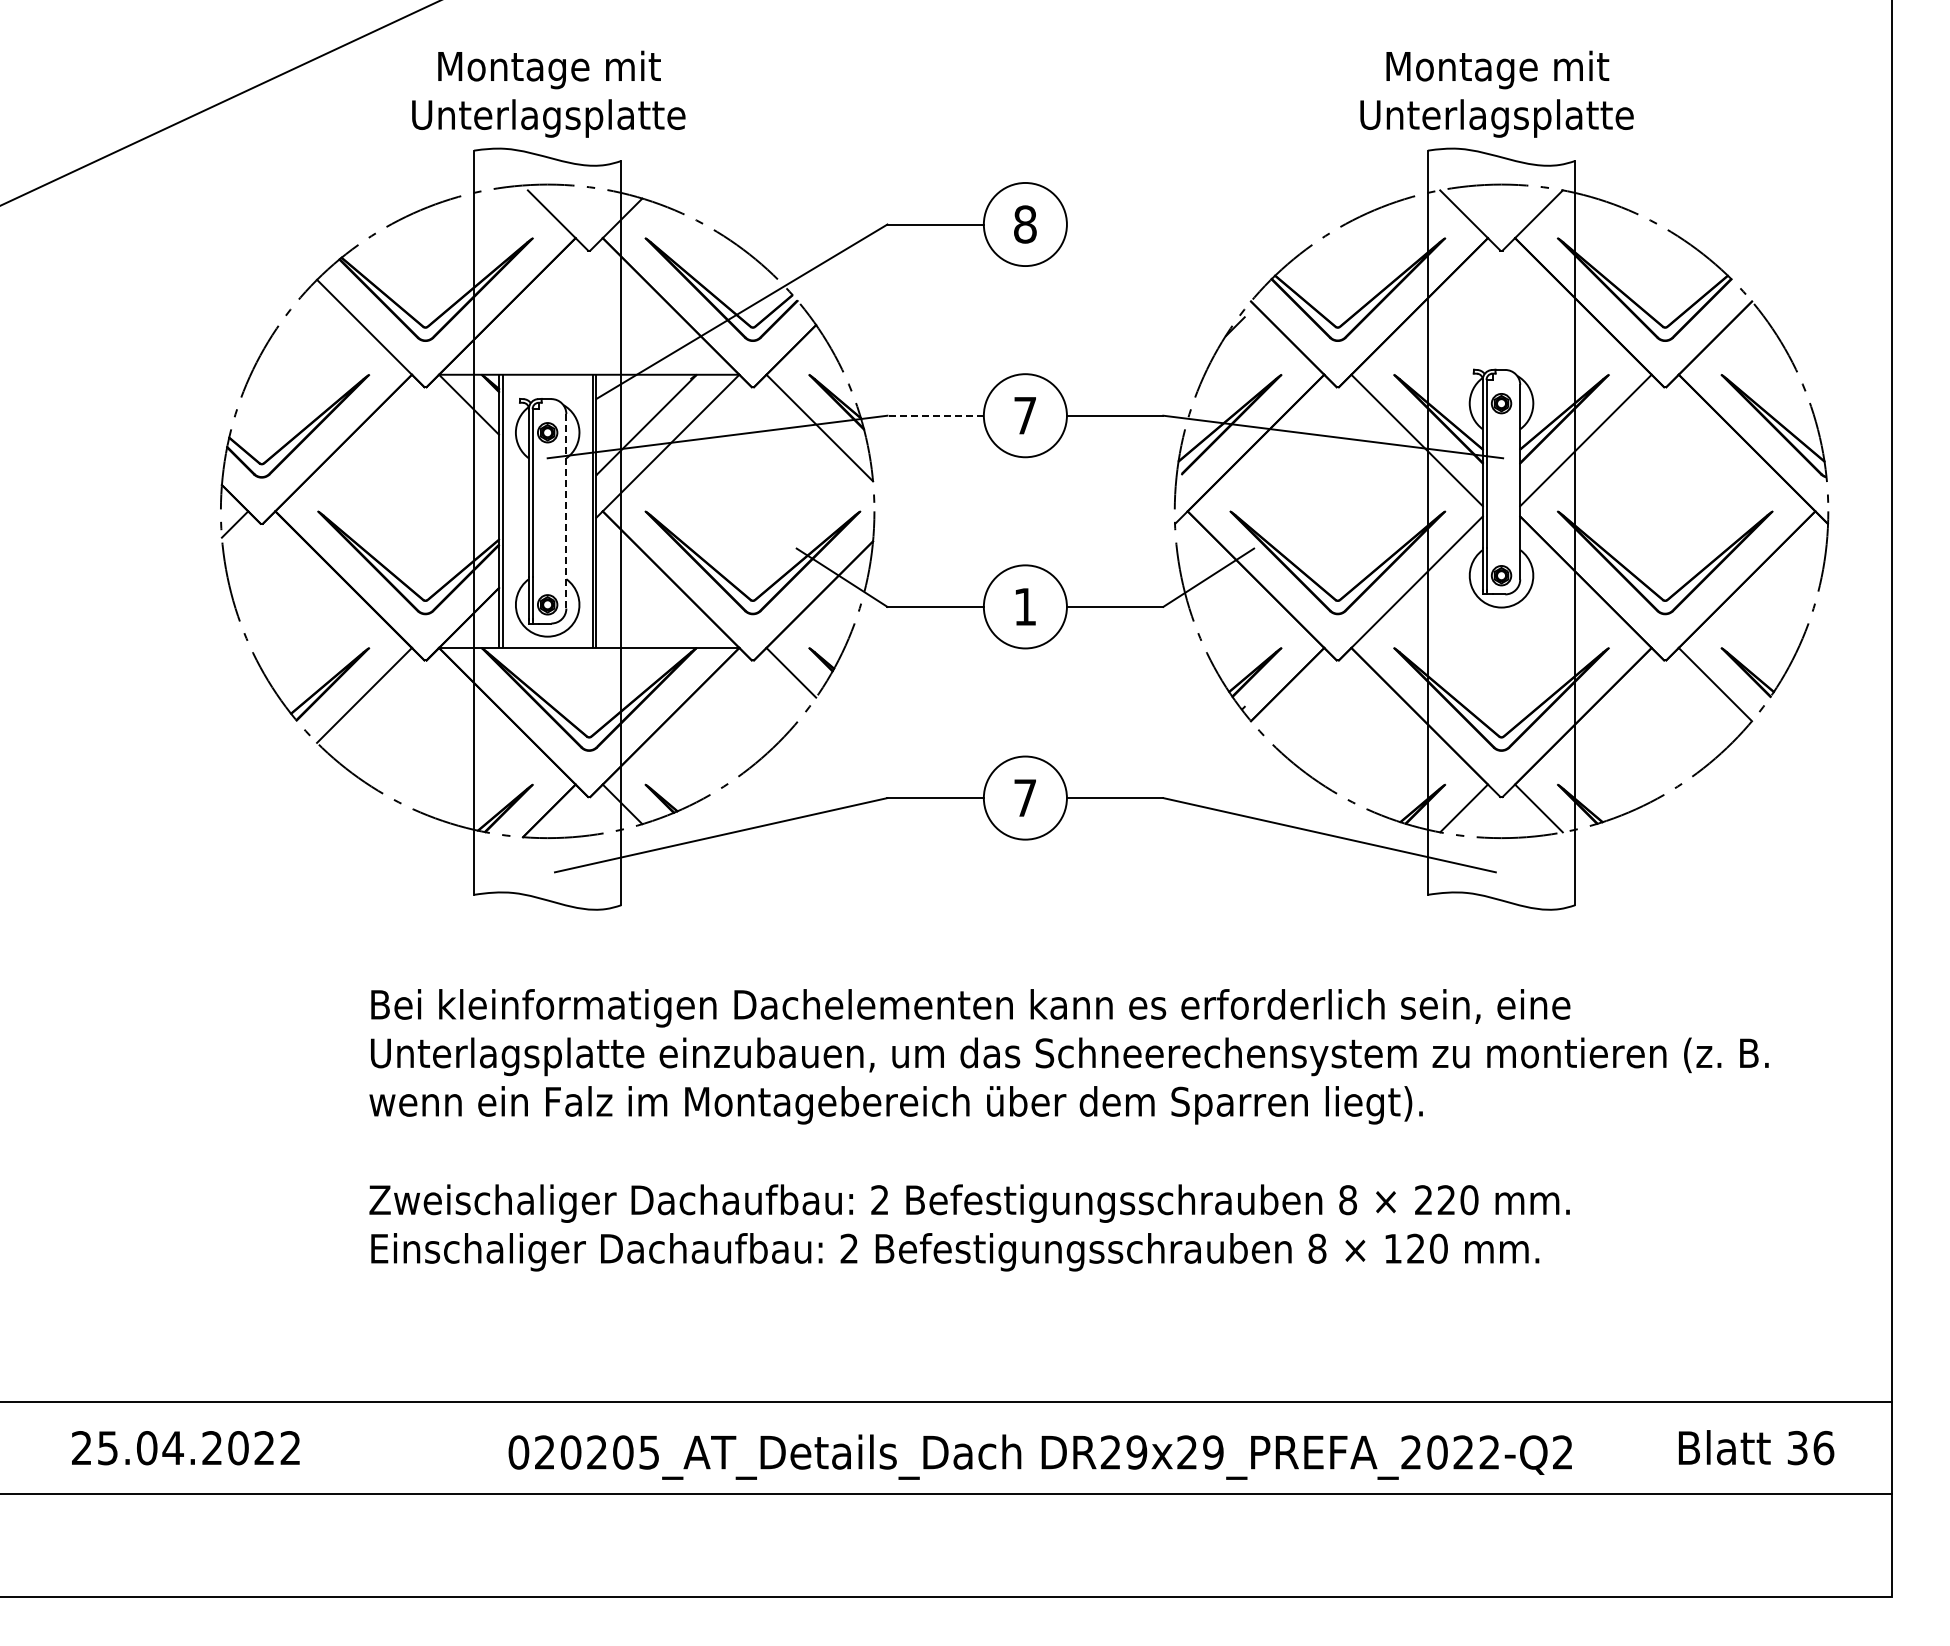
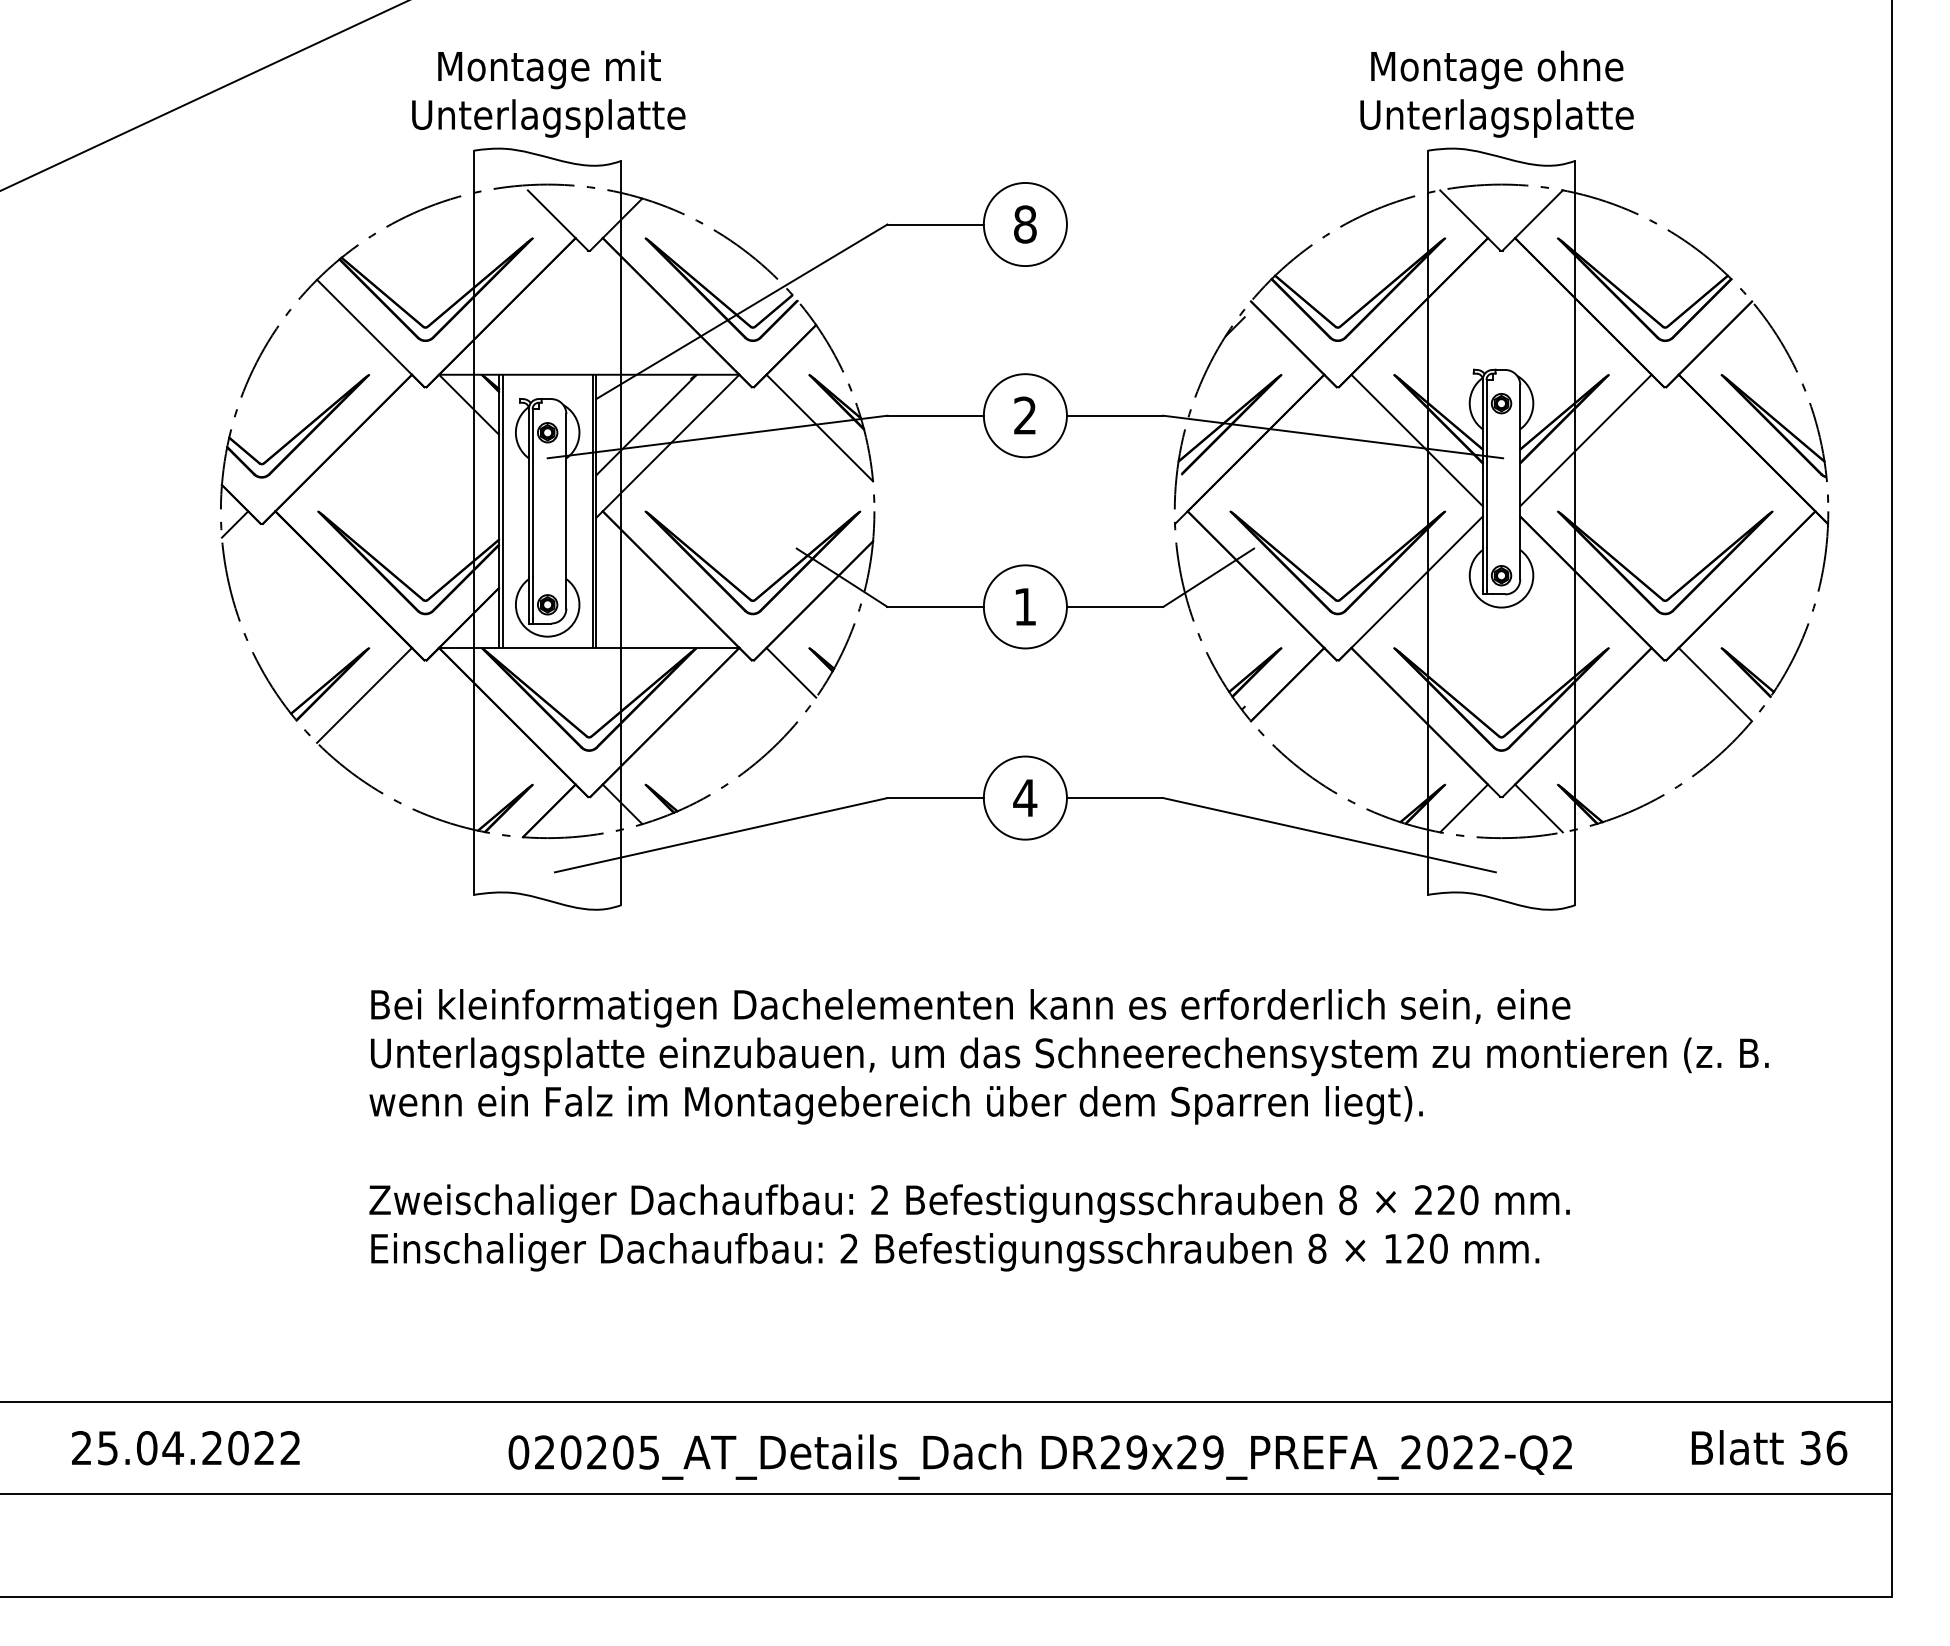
text: Montage mit Unterlagsplatte -> Montage ohne Unterlagsplatte (1497, 69)
line position: (219, 103) -> (203, 95) (203, 95)
line: dashed -> solid (935, 415)
text: 7 -> 2 (1024, 415)
line: dashed -> solid (566, 511)
text: 7 -> 4 (1025, 797)
text position: (1756, 1447) -> (1769, 1447) (1769, 1447)
